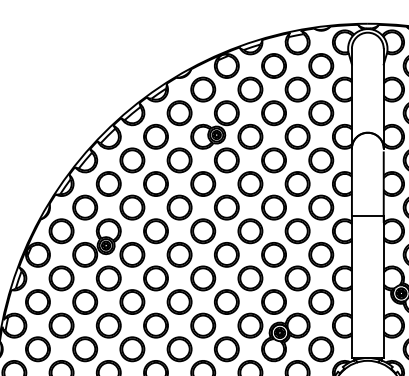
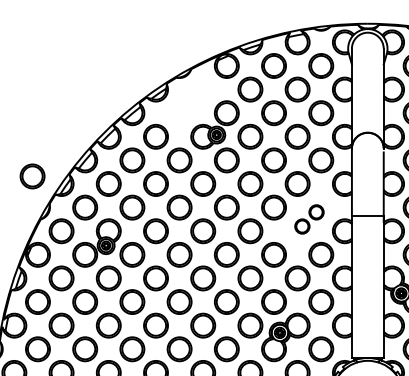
part: present -> none (191, 101)
part: none -> present (32, 176)
part size: 51x51 px -> 31x31 px (309, 219)
